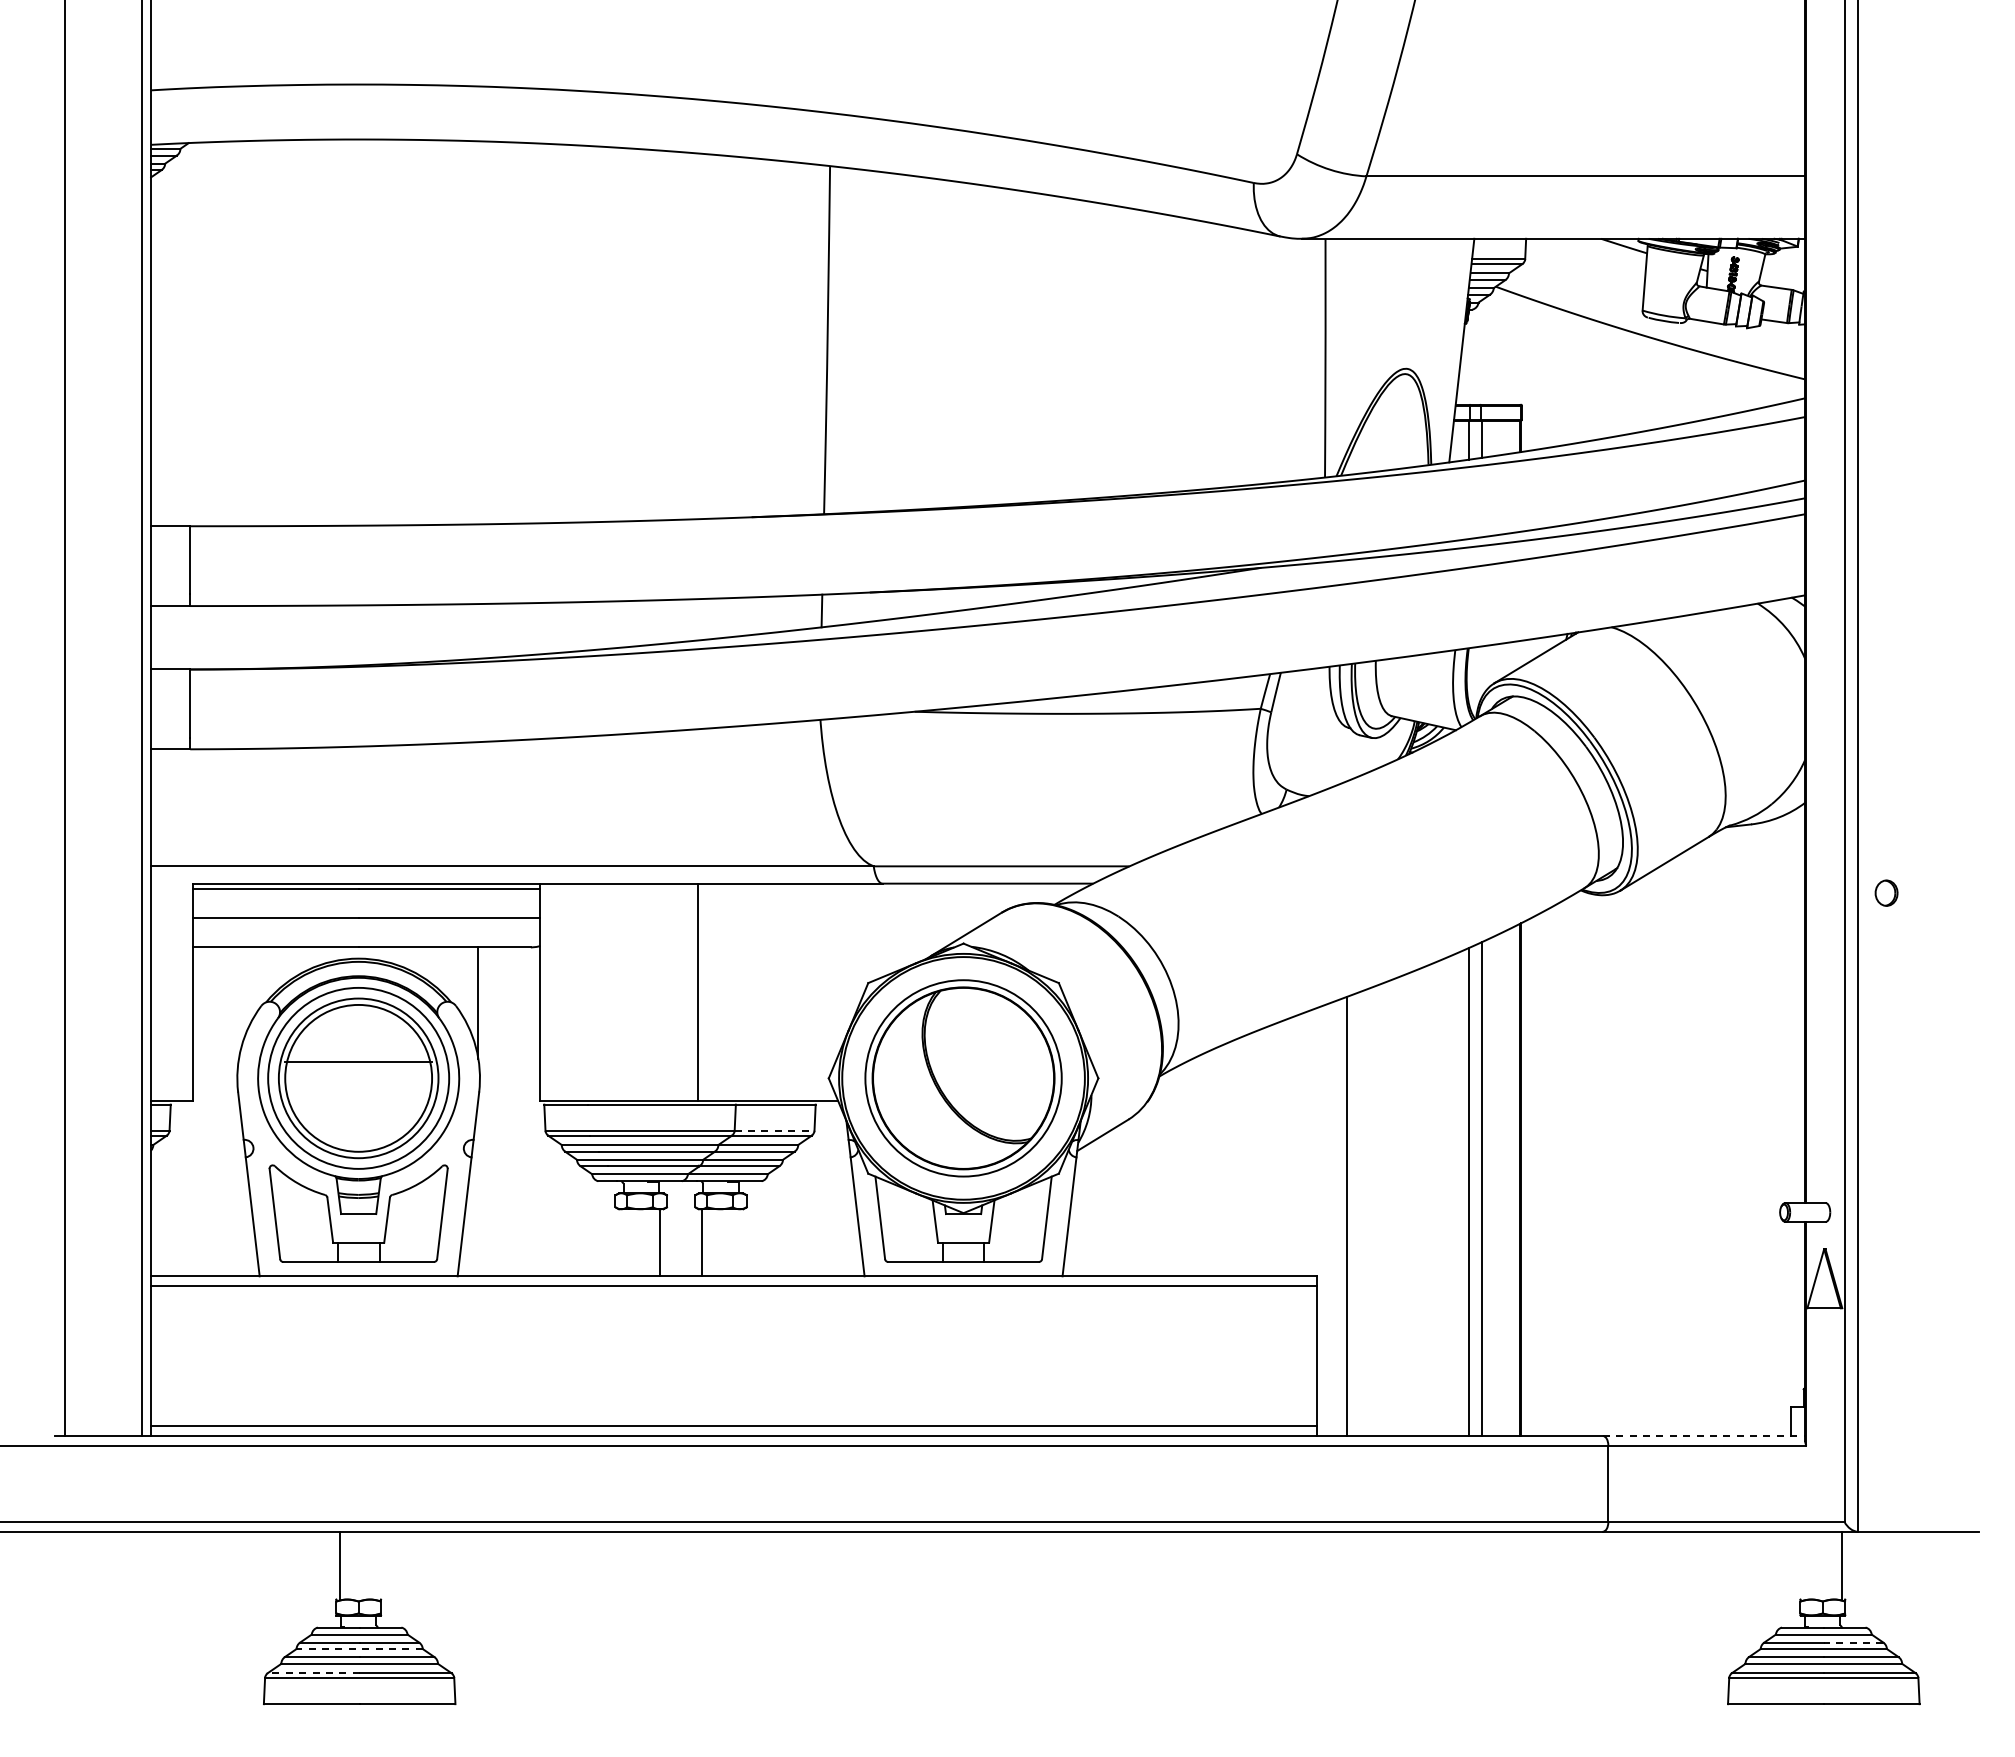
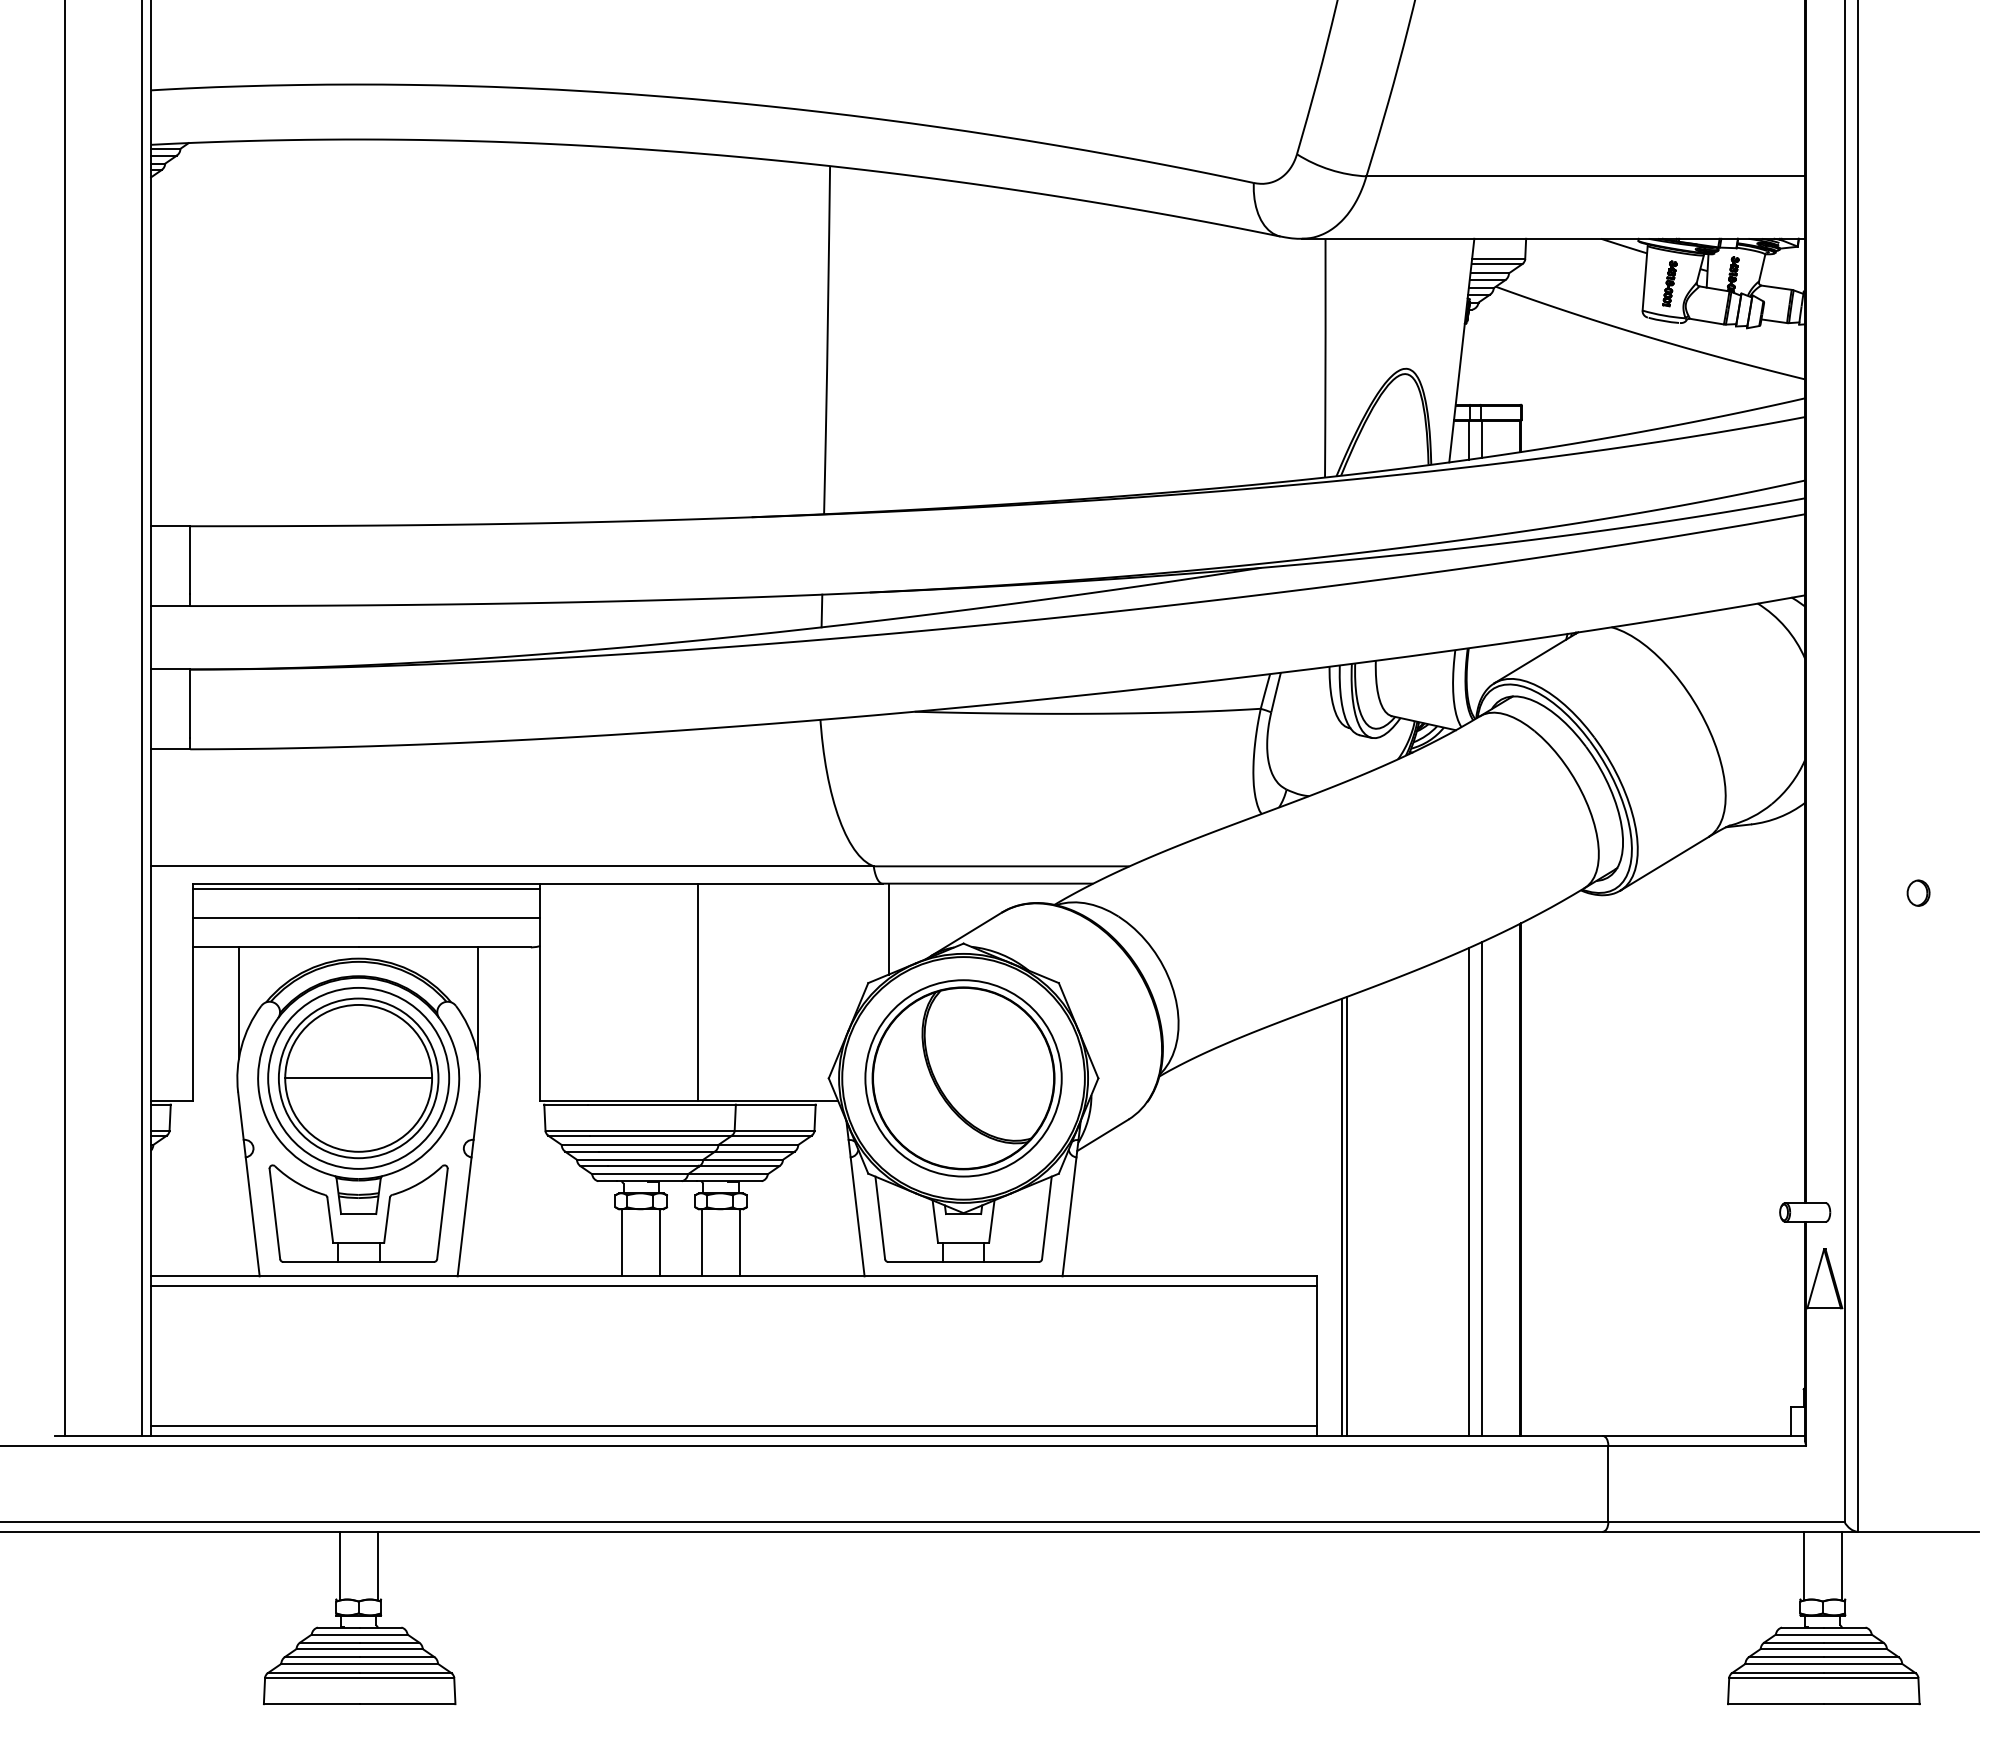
part: none -> present (1669, 283)
part position: (1886, 892) -> (1918, 892) (1918, 892)
line: none -> present (888, 928)
line: none -> present (238, 1002)
line position: (358, 1062) -> (358, 1078) (358, 1078)
line: dashed -> solid (774, 1130)
line: none -> present (1342, 1216)
line: none -> present (622, 1242)
line: none -> present (740, 1242)
line: dashed -> solid (1704, 1435)
line: none -> present (377, 1565)
line: none -> present (1803, 1565)
line: dashed -> solid (1853, 1642)
line: dashed -> solid (359, 1649)
line: dashed -> solid (313, 1673)
